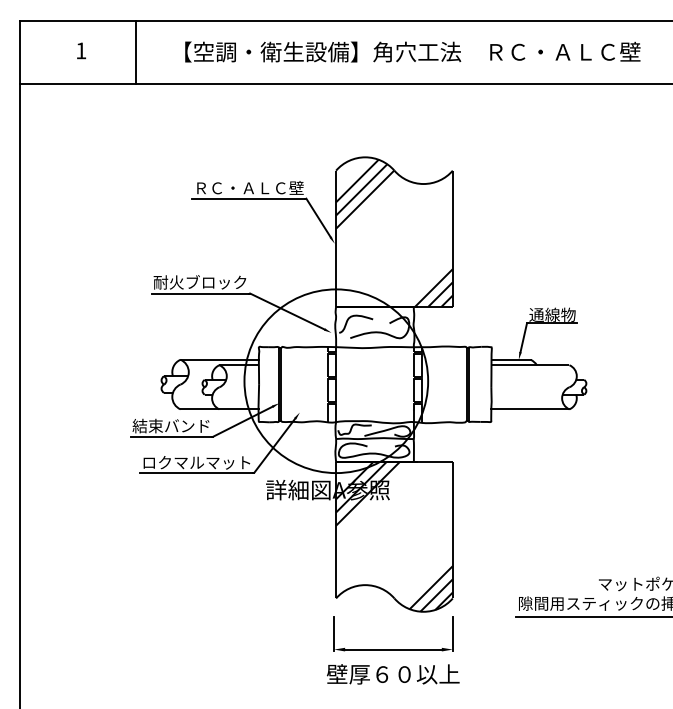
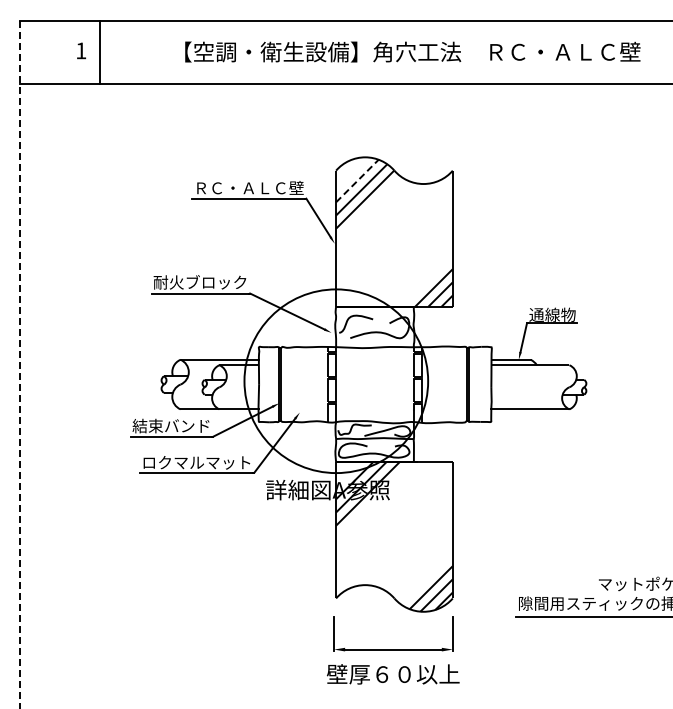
line position: (135, 52) -> (99, 52) (99, 52)
line: solid -> dashed (357, 180)
line: solid -> dashed (20, 365)
